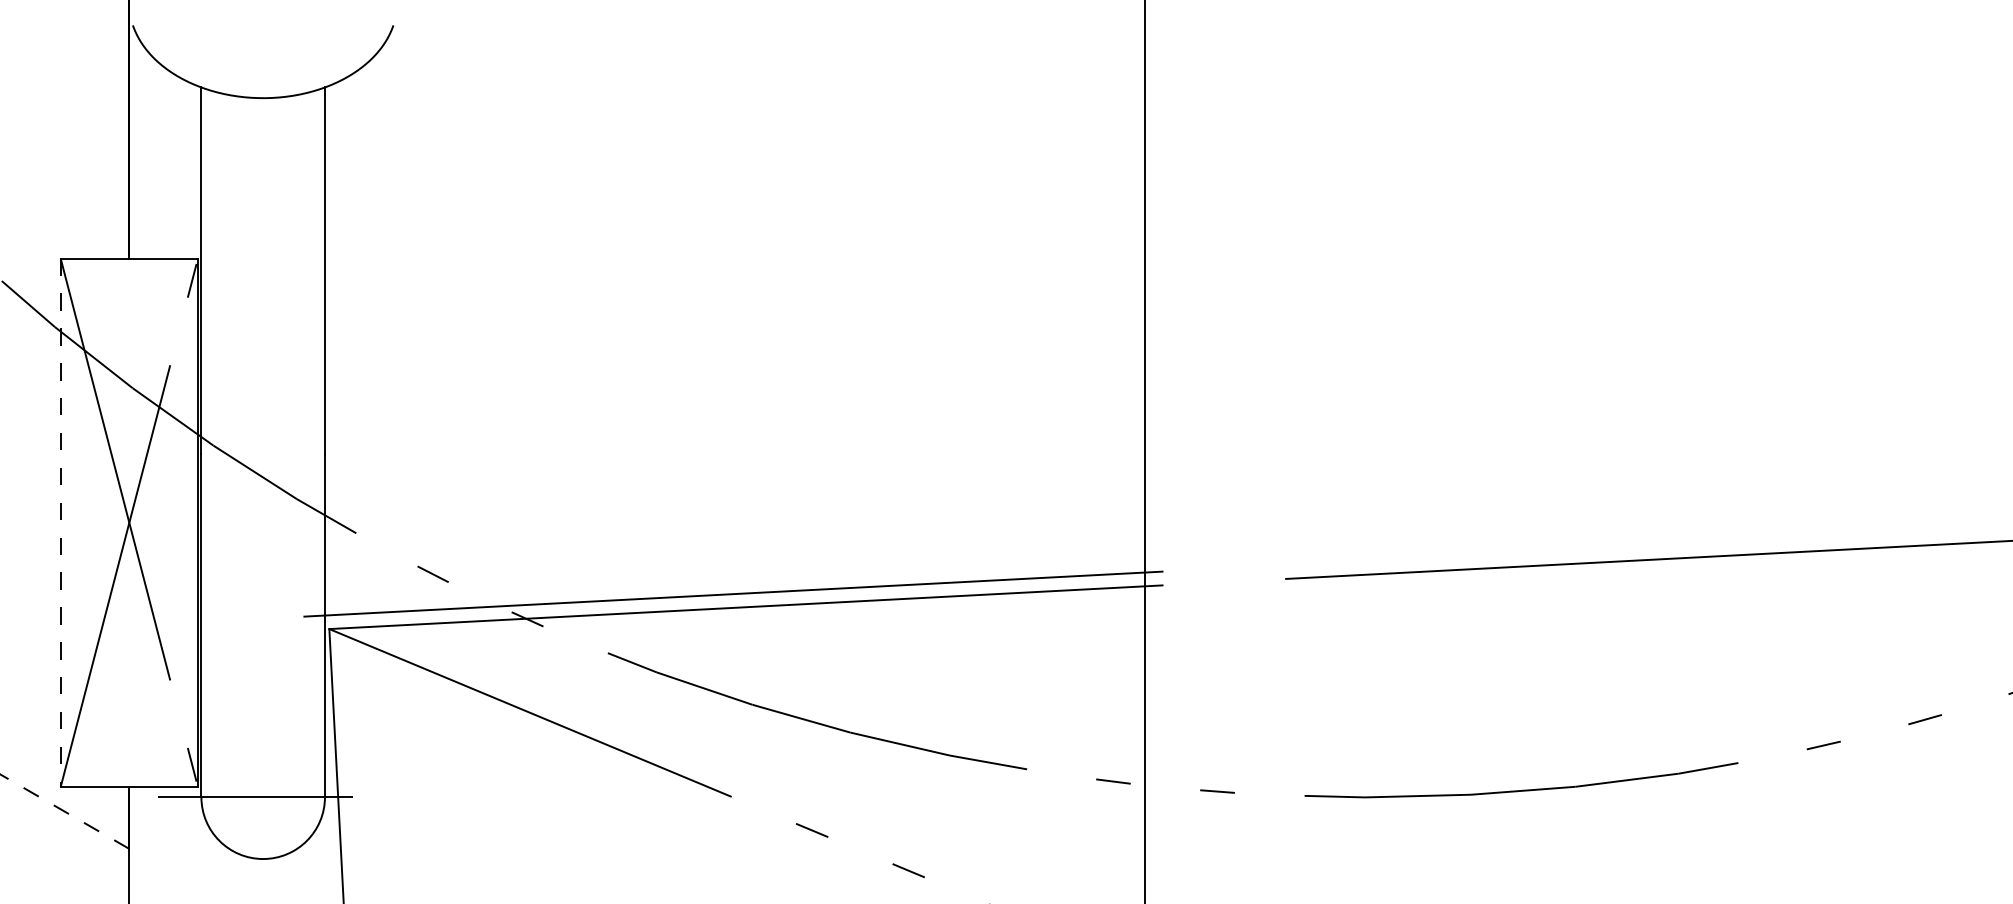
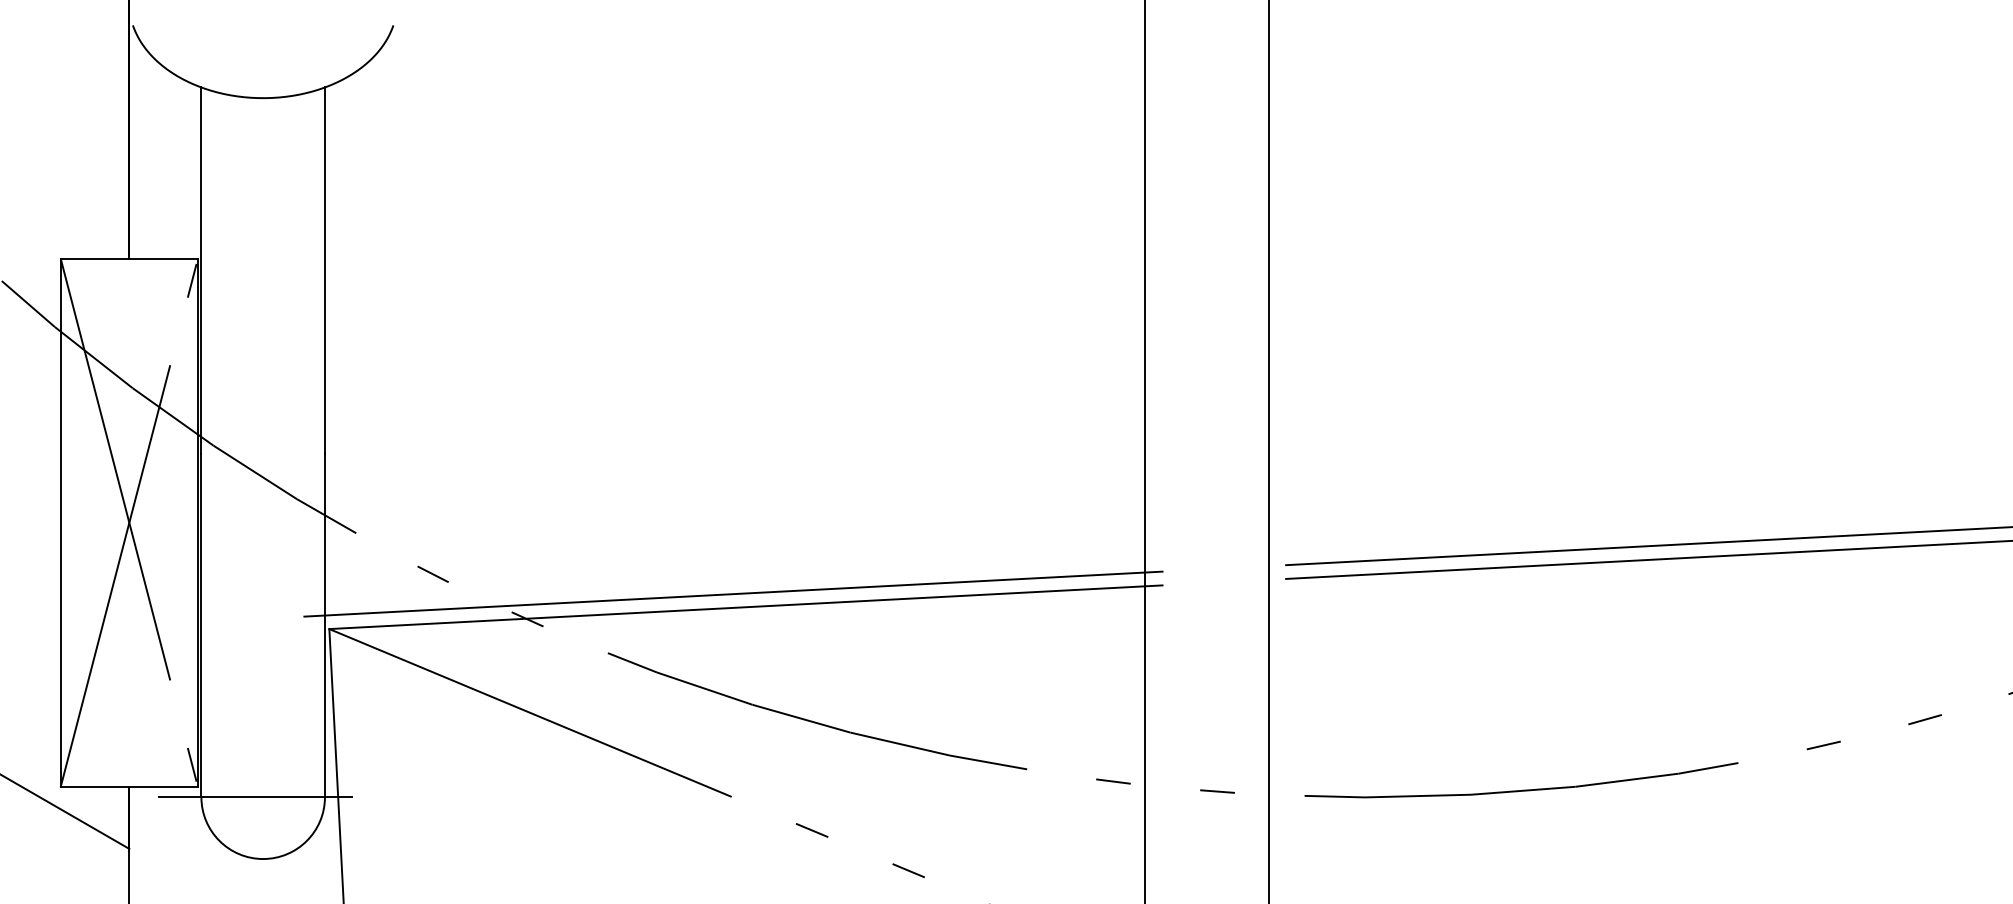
line: none -> present (1268, 451)
line: dashed -> solid (60, 523)
line: none -> present (1647, 546)
line: dashed -> solid (64, 811)
